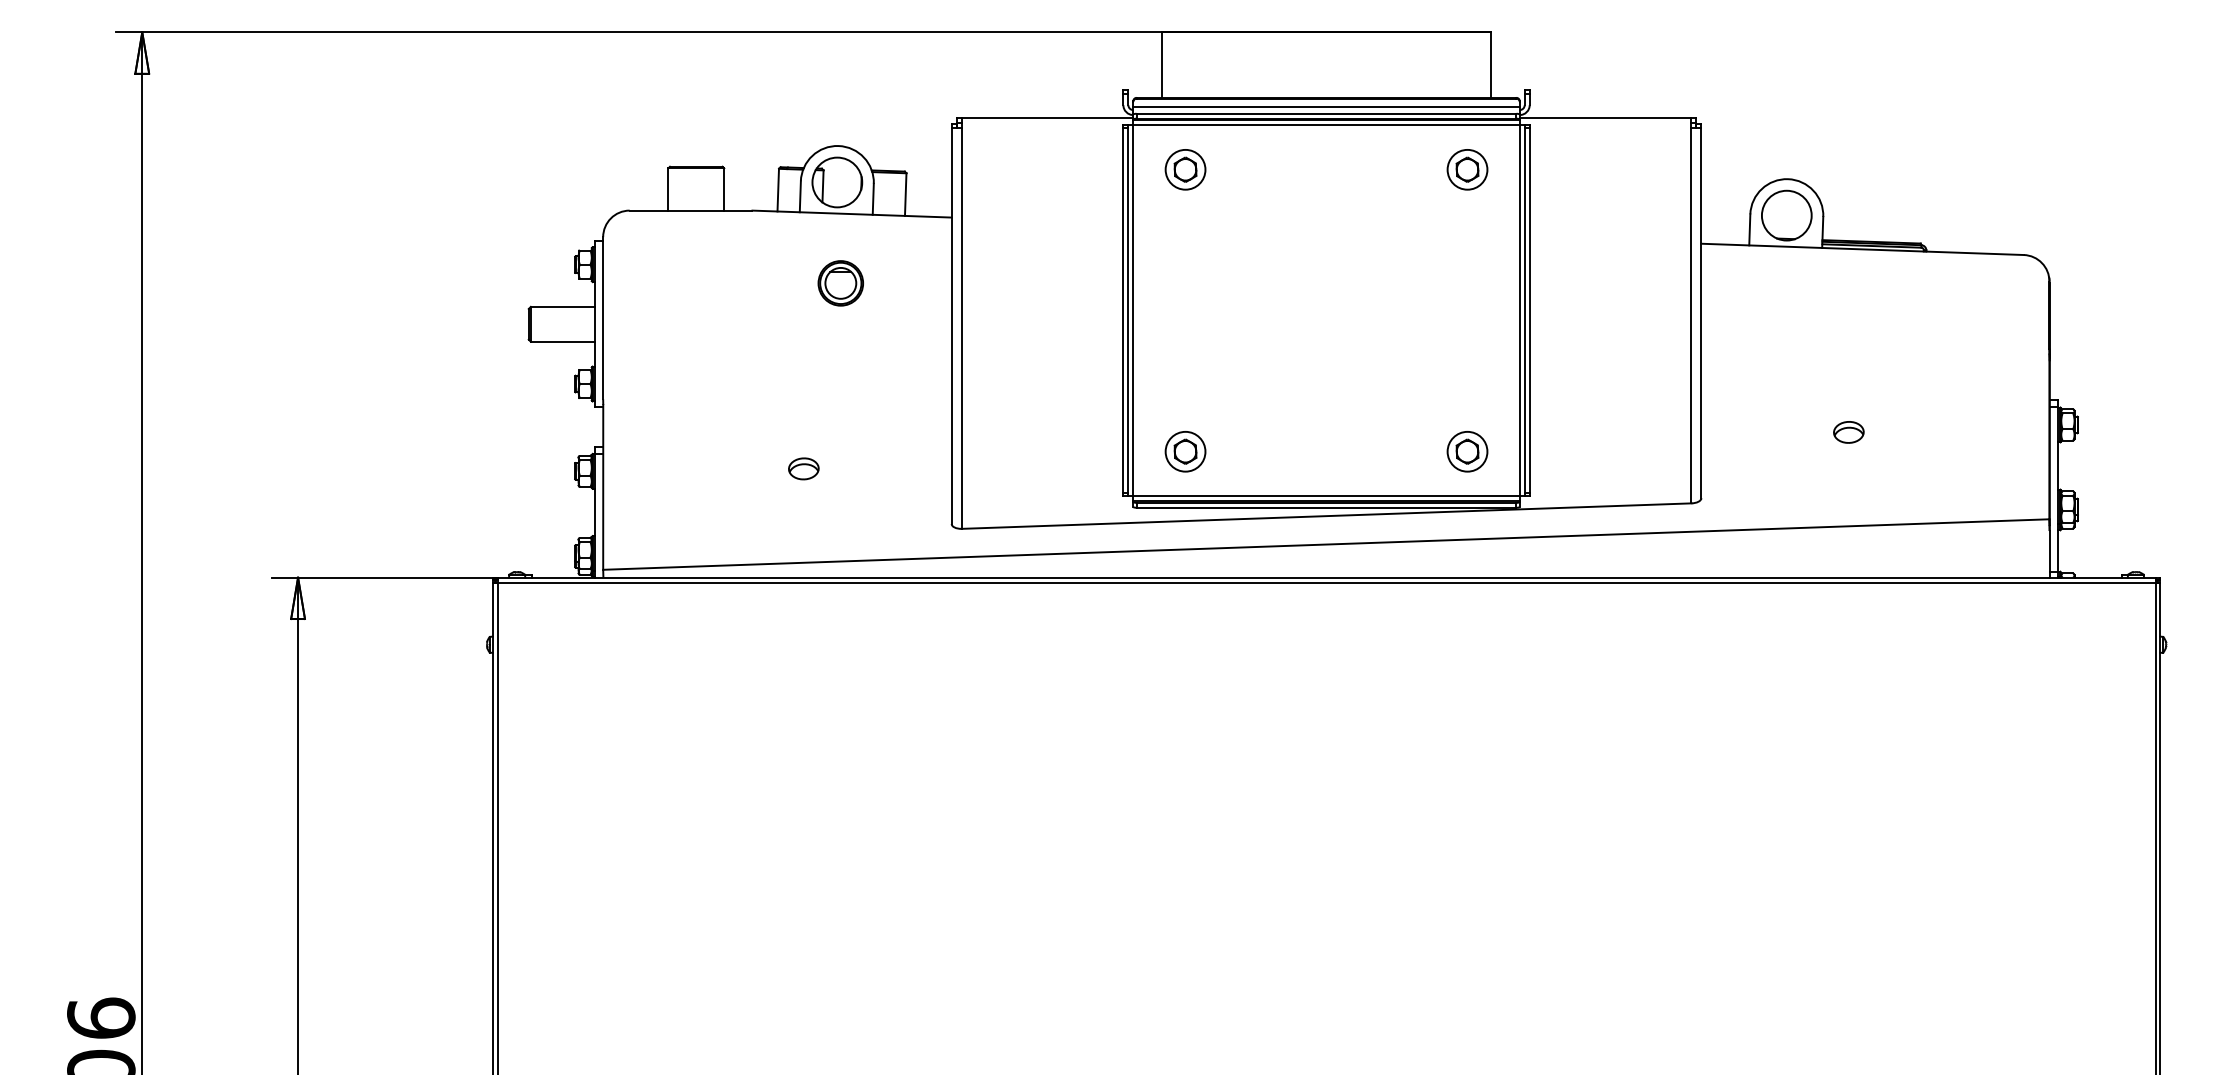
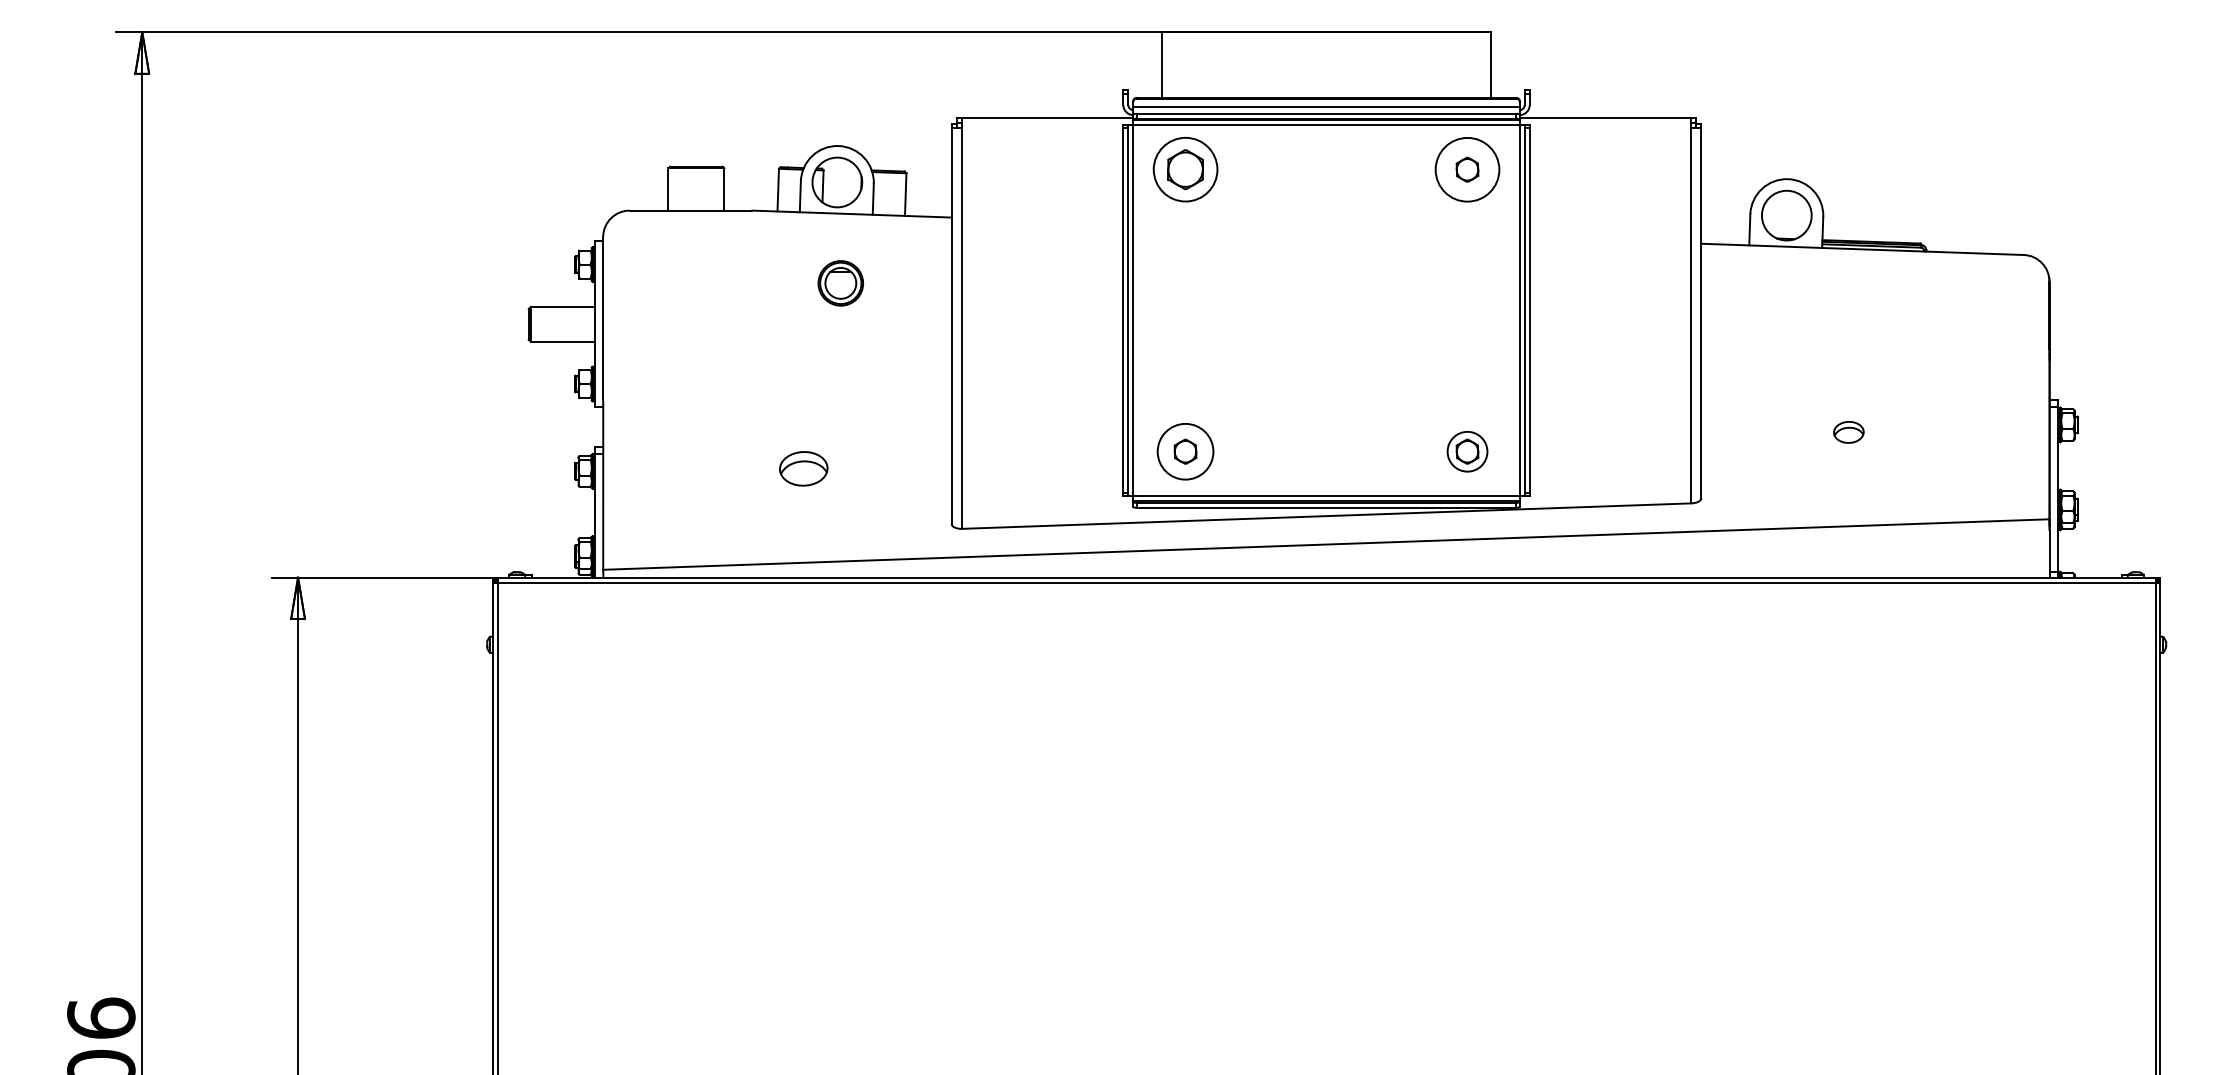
part size: 43x42 px -> 67x66 px (1185, 169)
circle diameter: 40 px -> 64 px (1467, 169)
circle diameter: 40 px -> 56 px (1185, 451)
part size: 32x24 px -> 50x36 px (803, 468)
